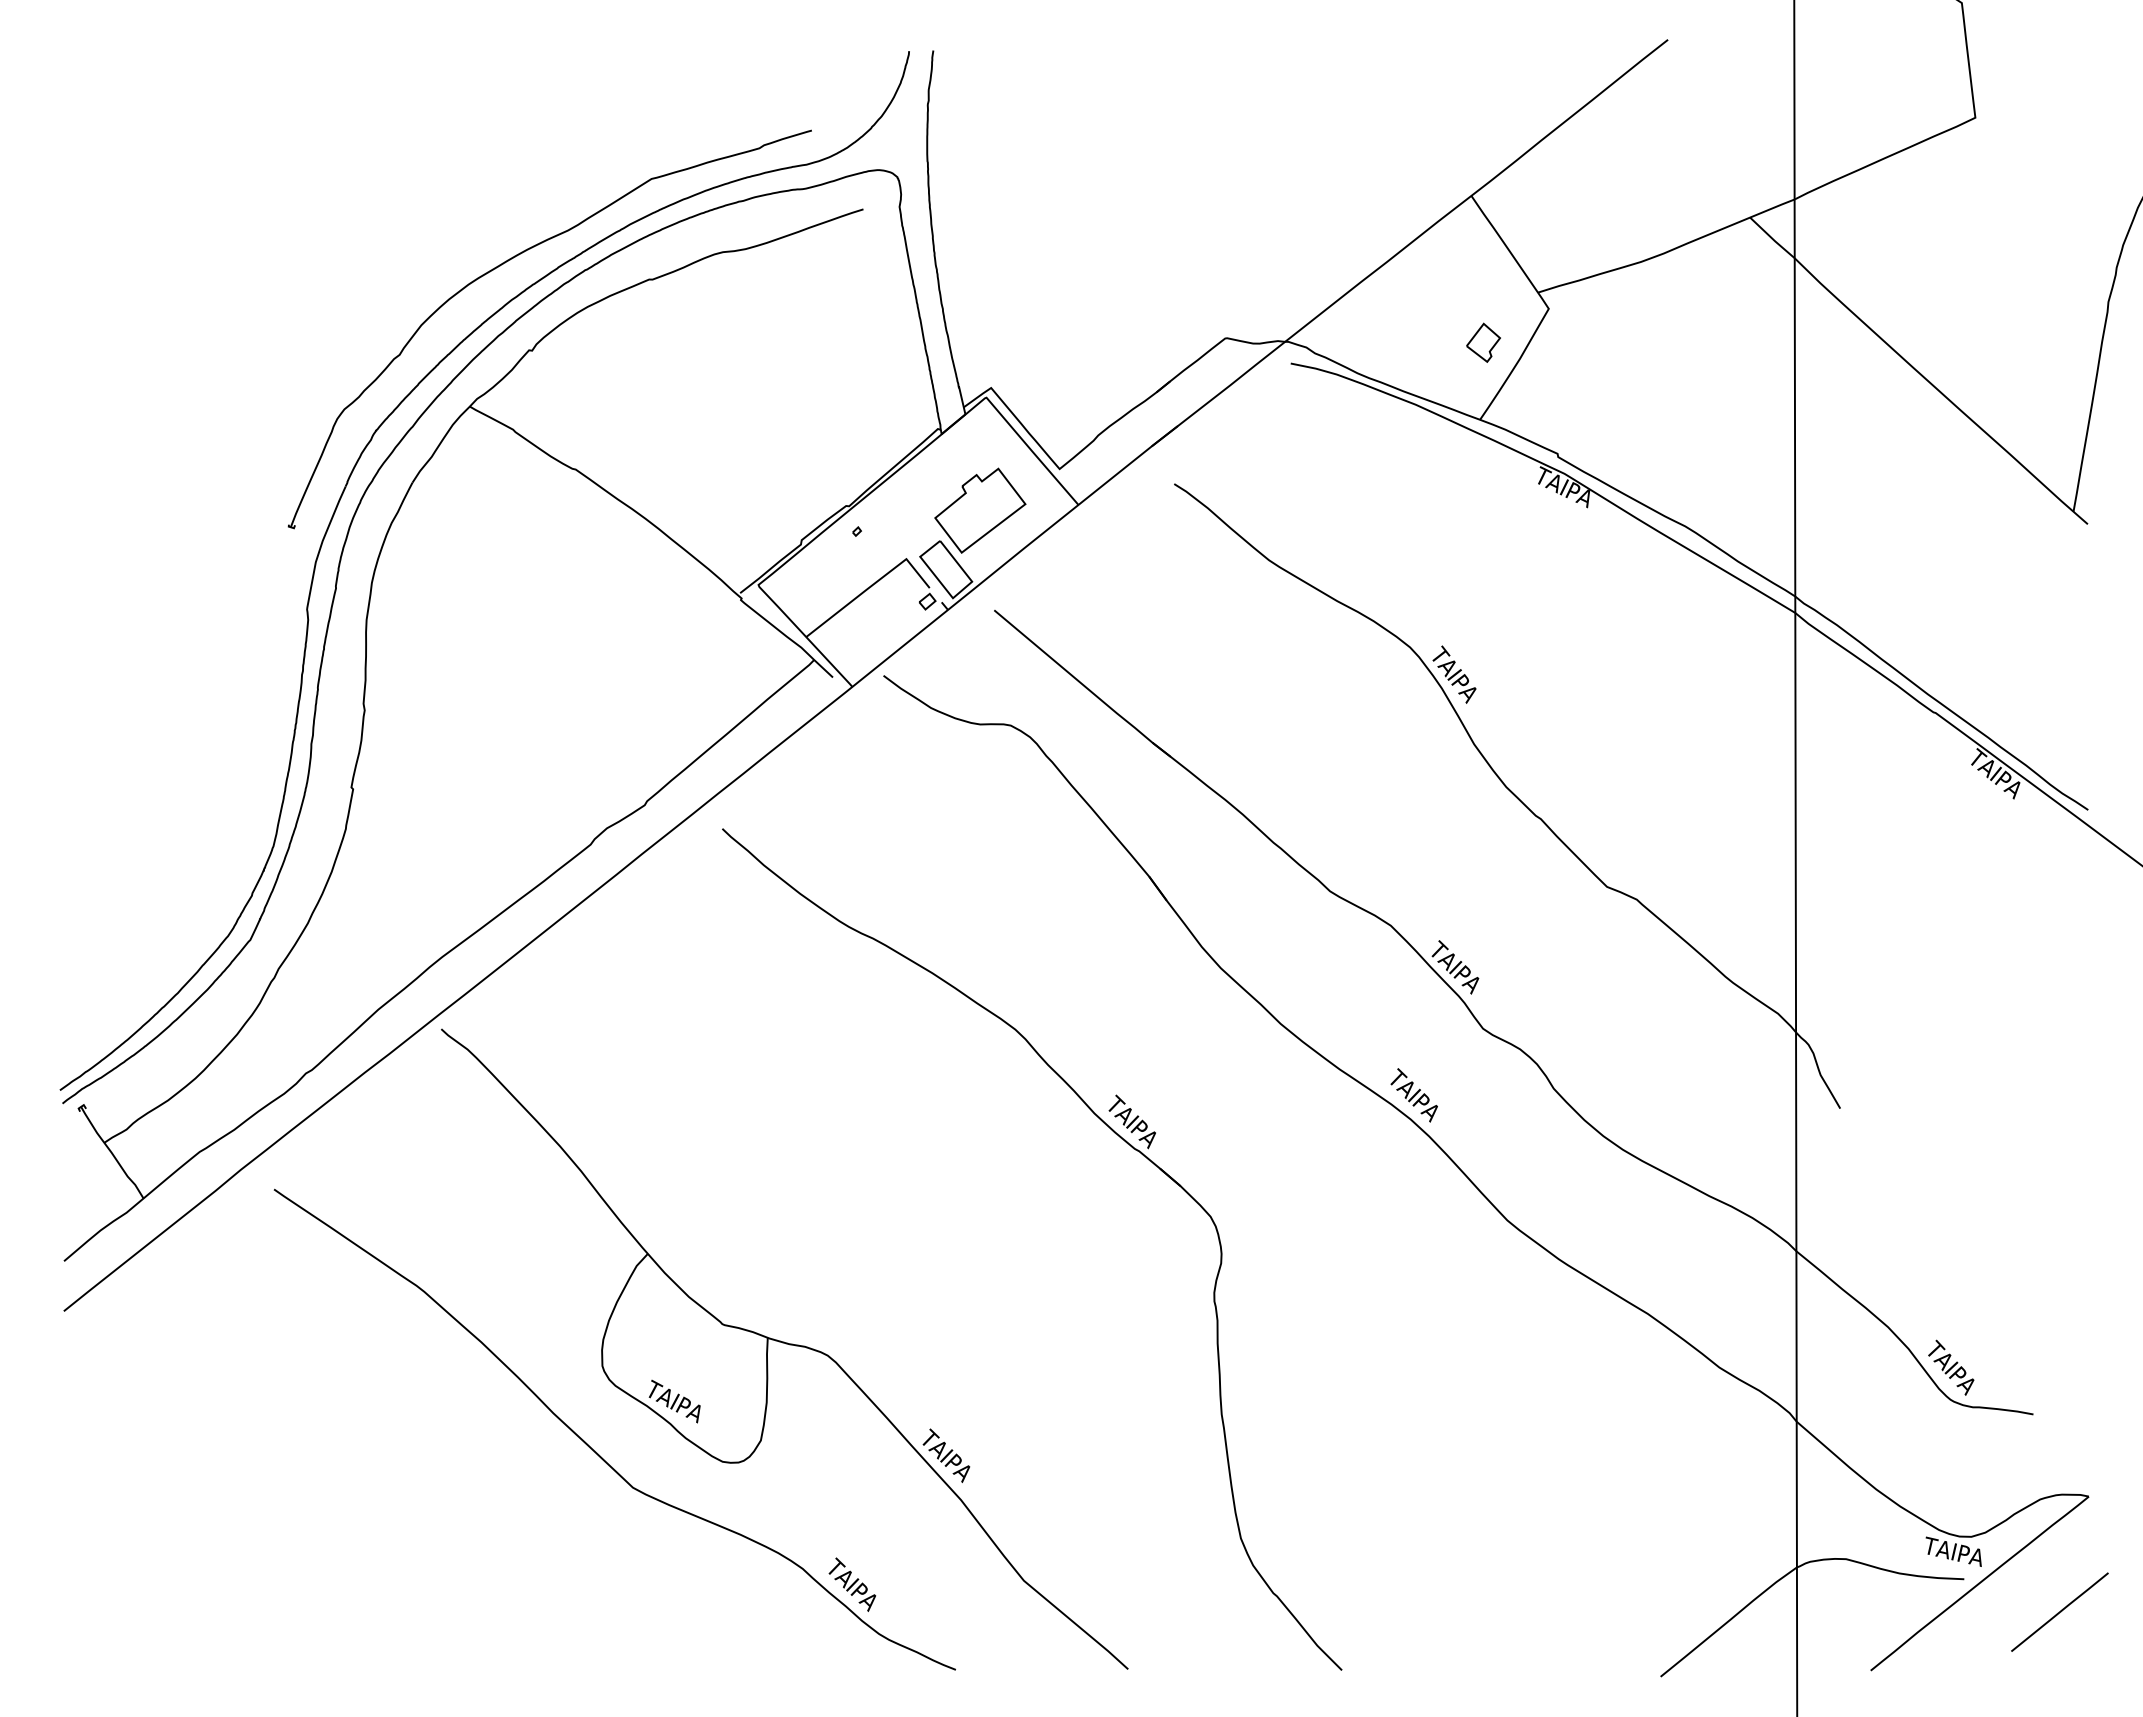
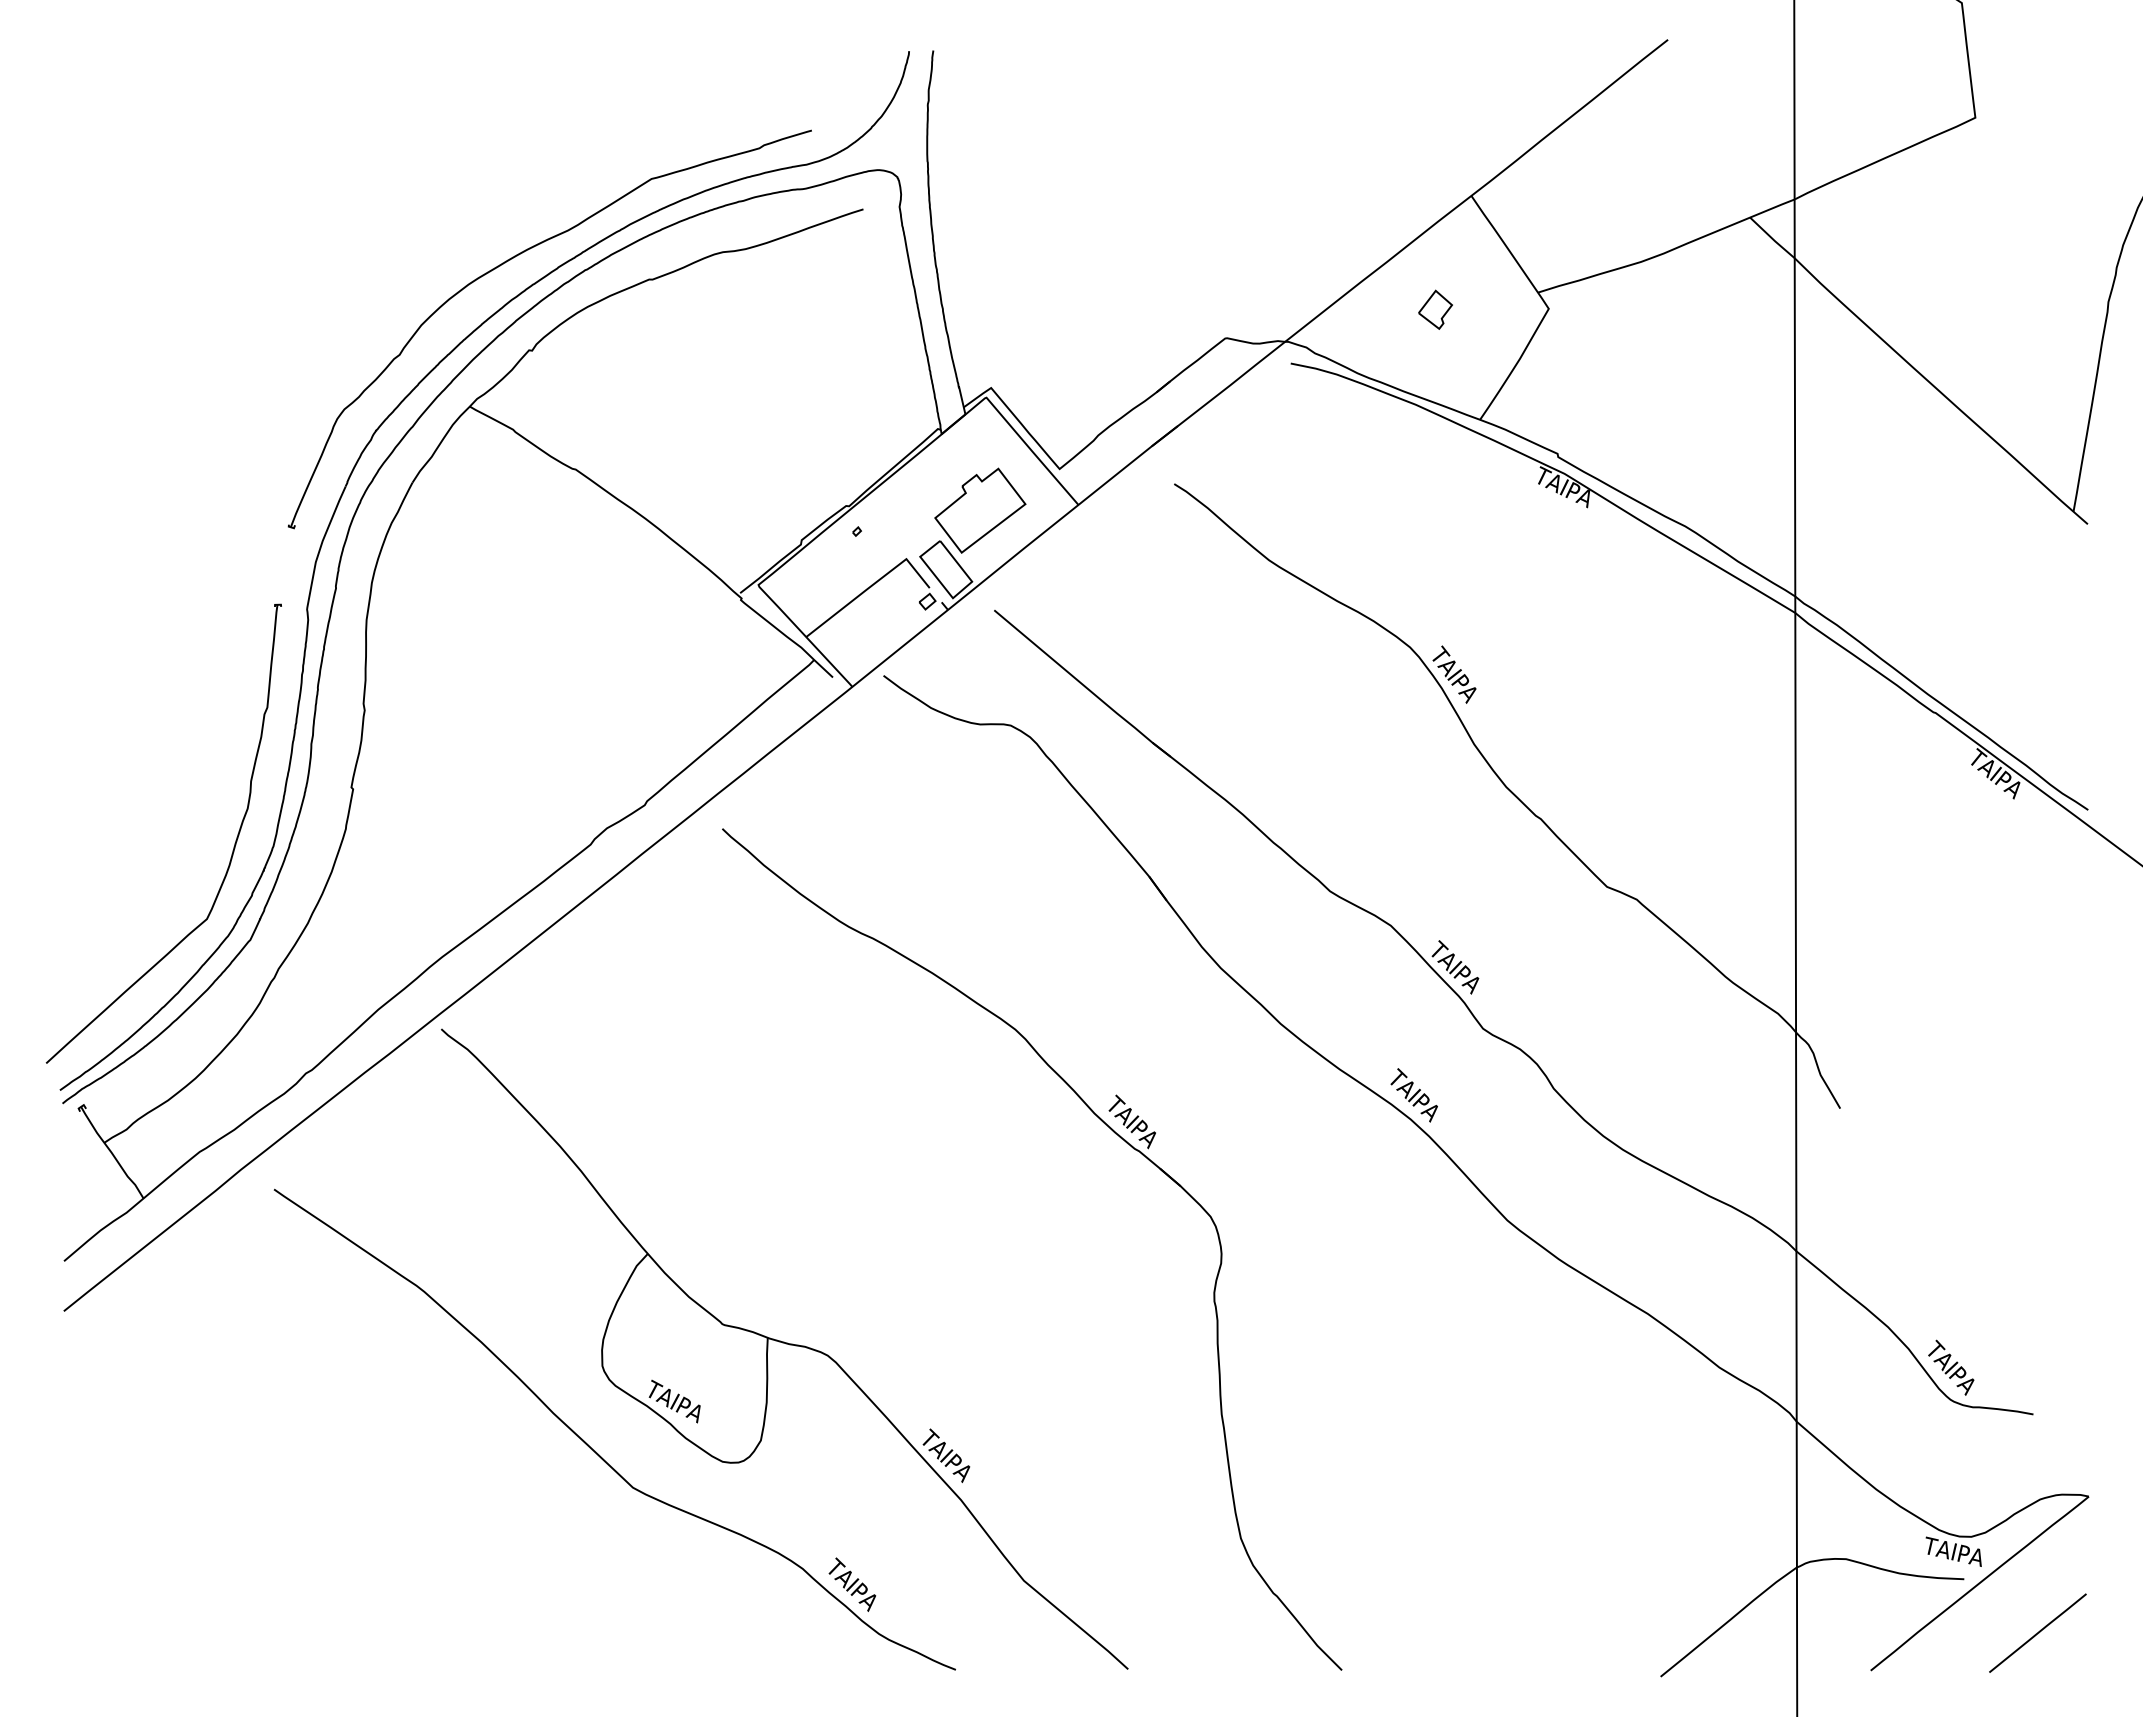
part position: (1483, 342) -> (1435, 309) (1435, 309)
part: none -> present (232, 850)
line position: (2059, 1611) -> (2037, 1632) (2037, 1632)
